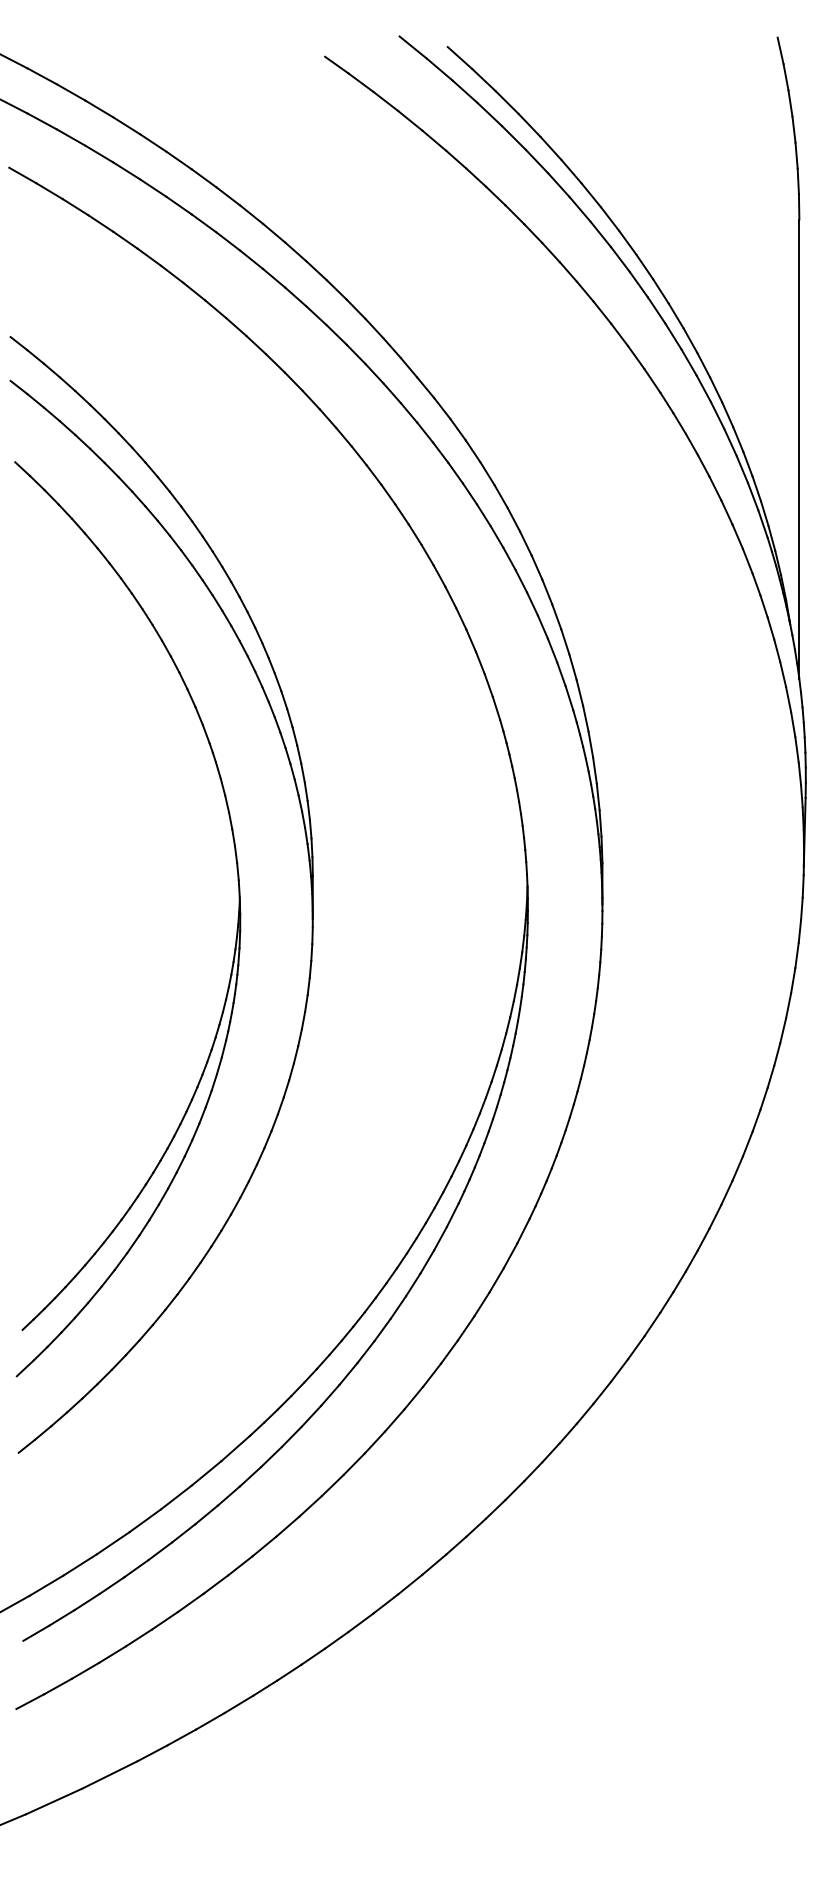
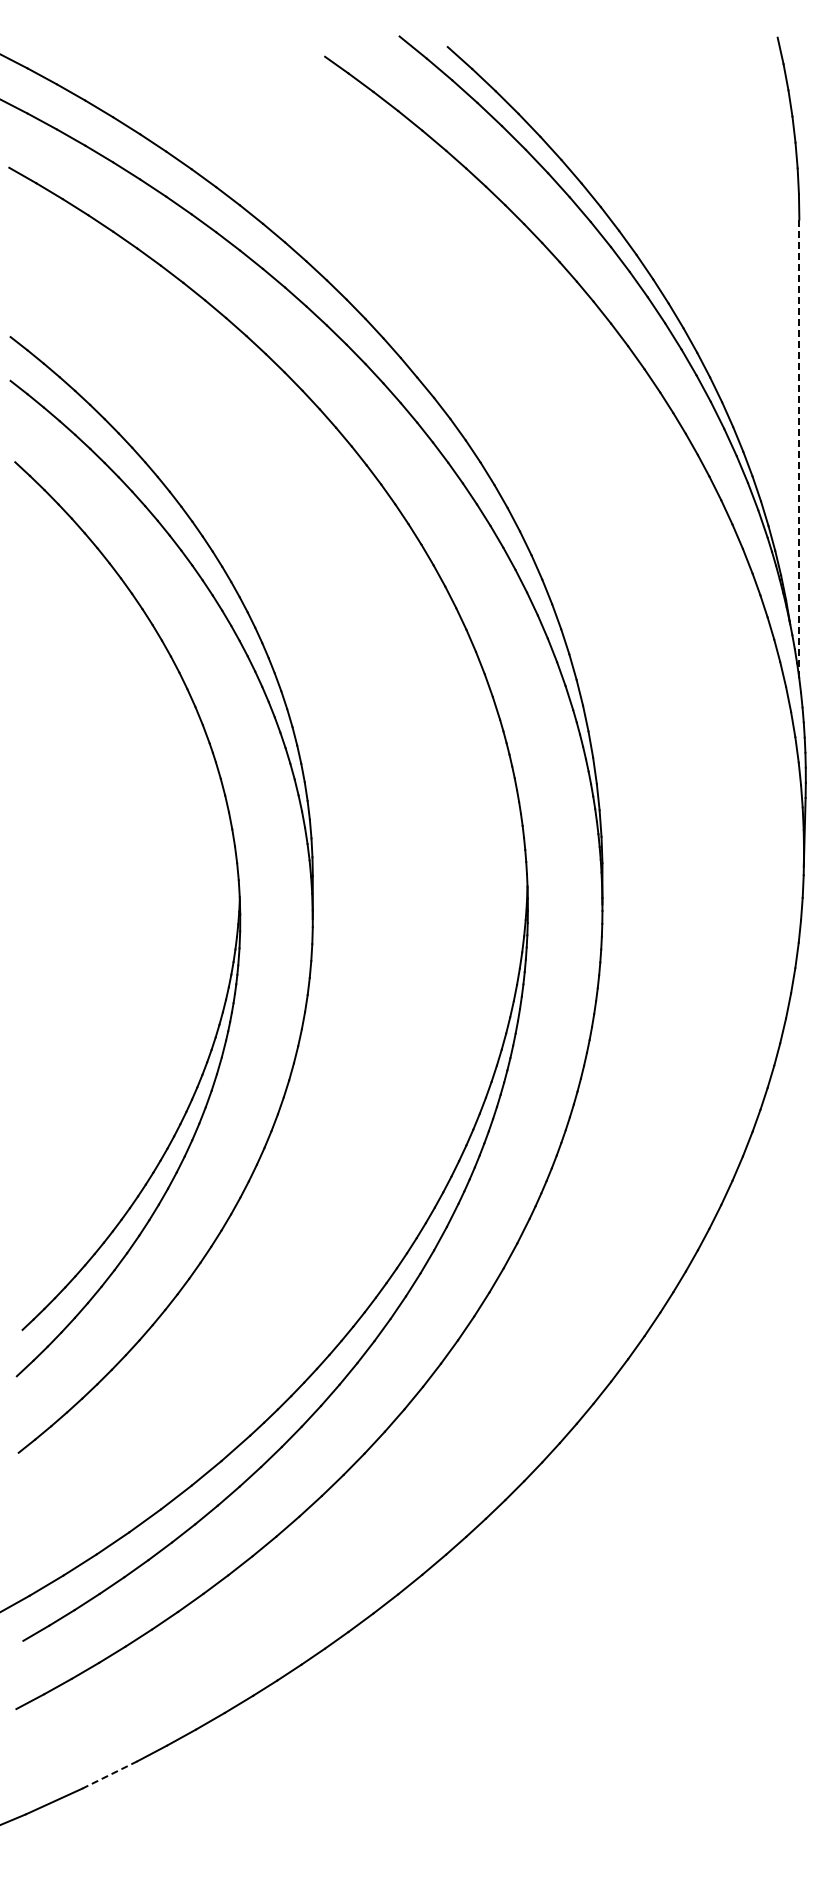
line: solid -> dashed (799, 449)
line: solid -> dashed (109, 1774)
